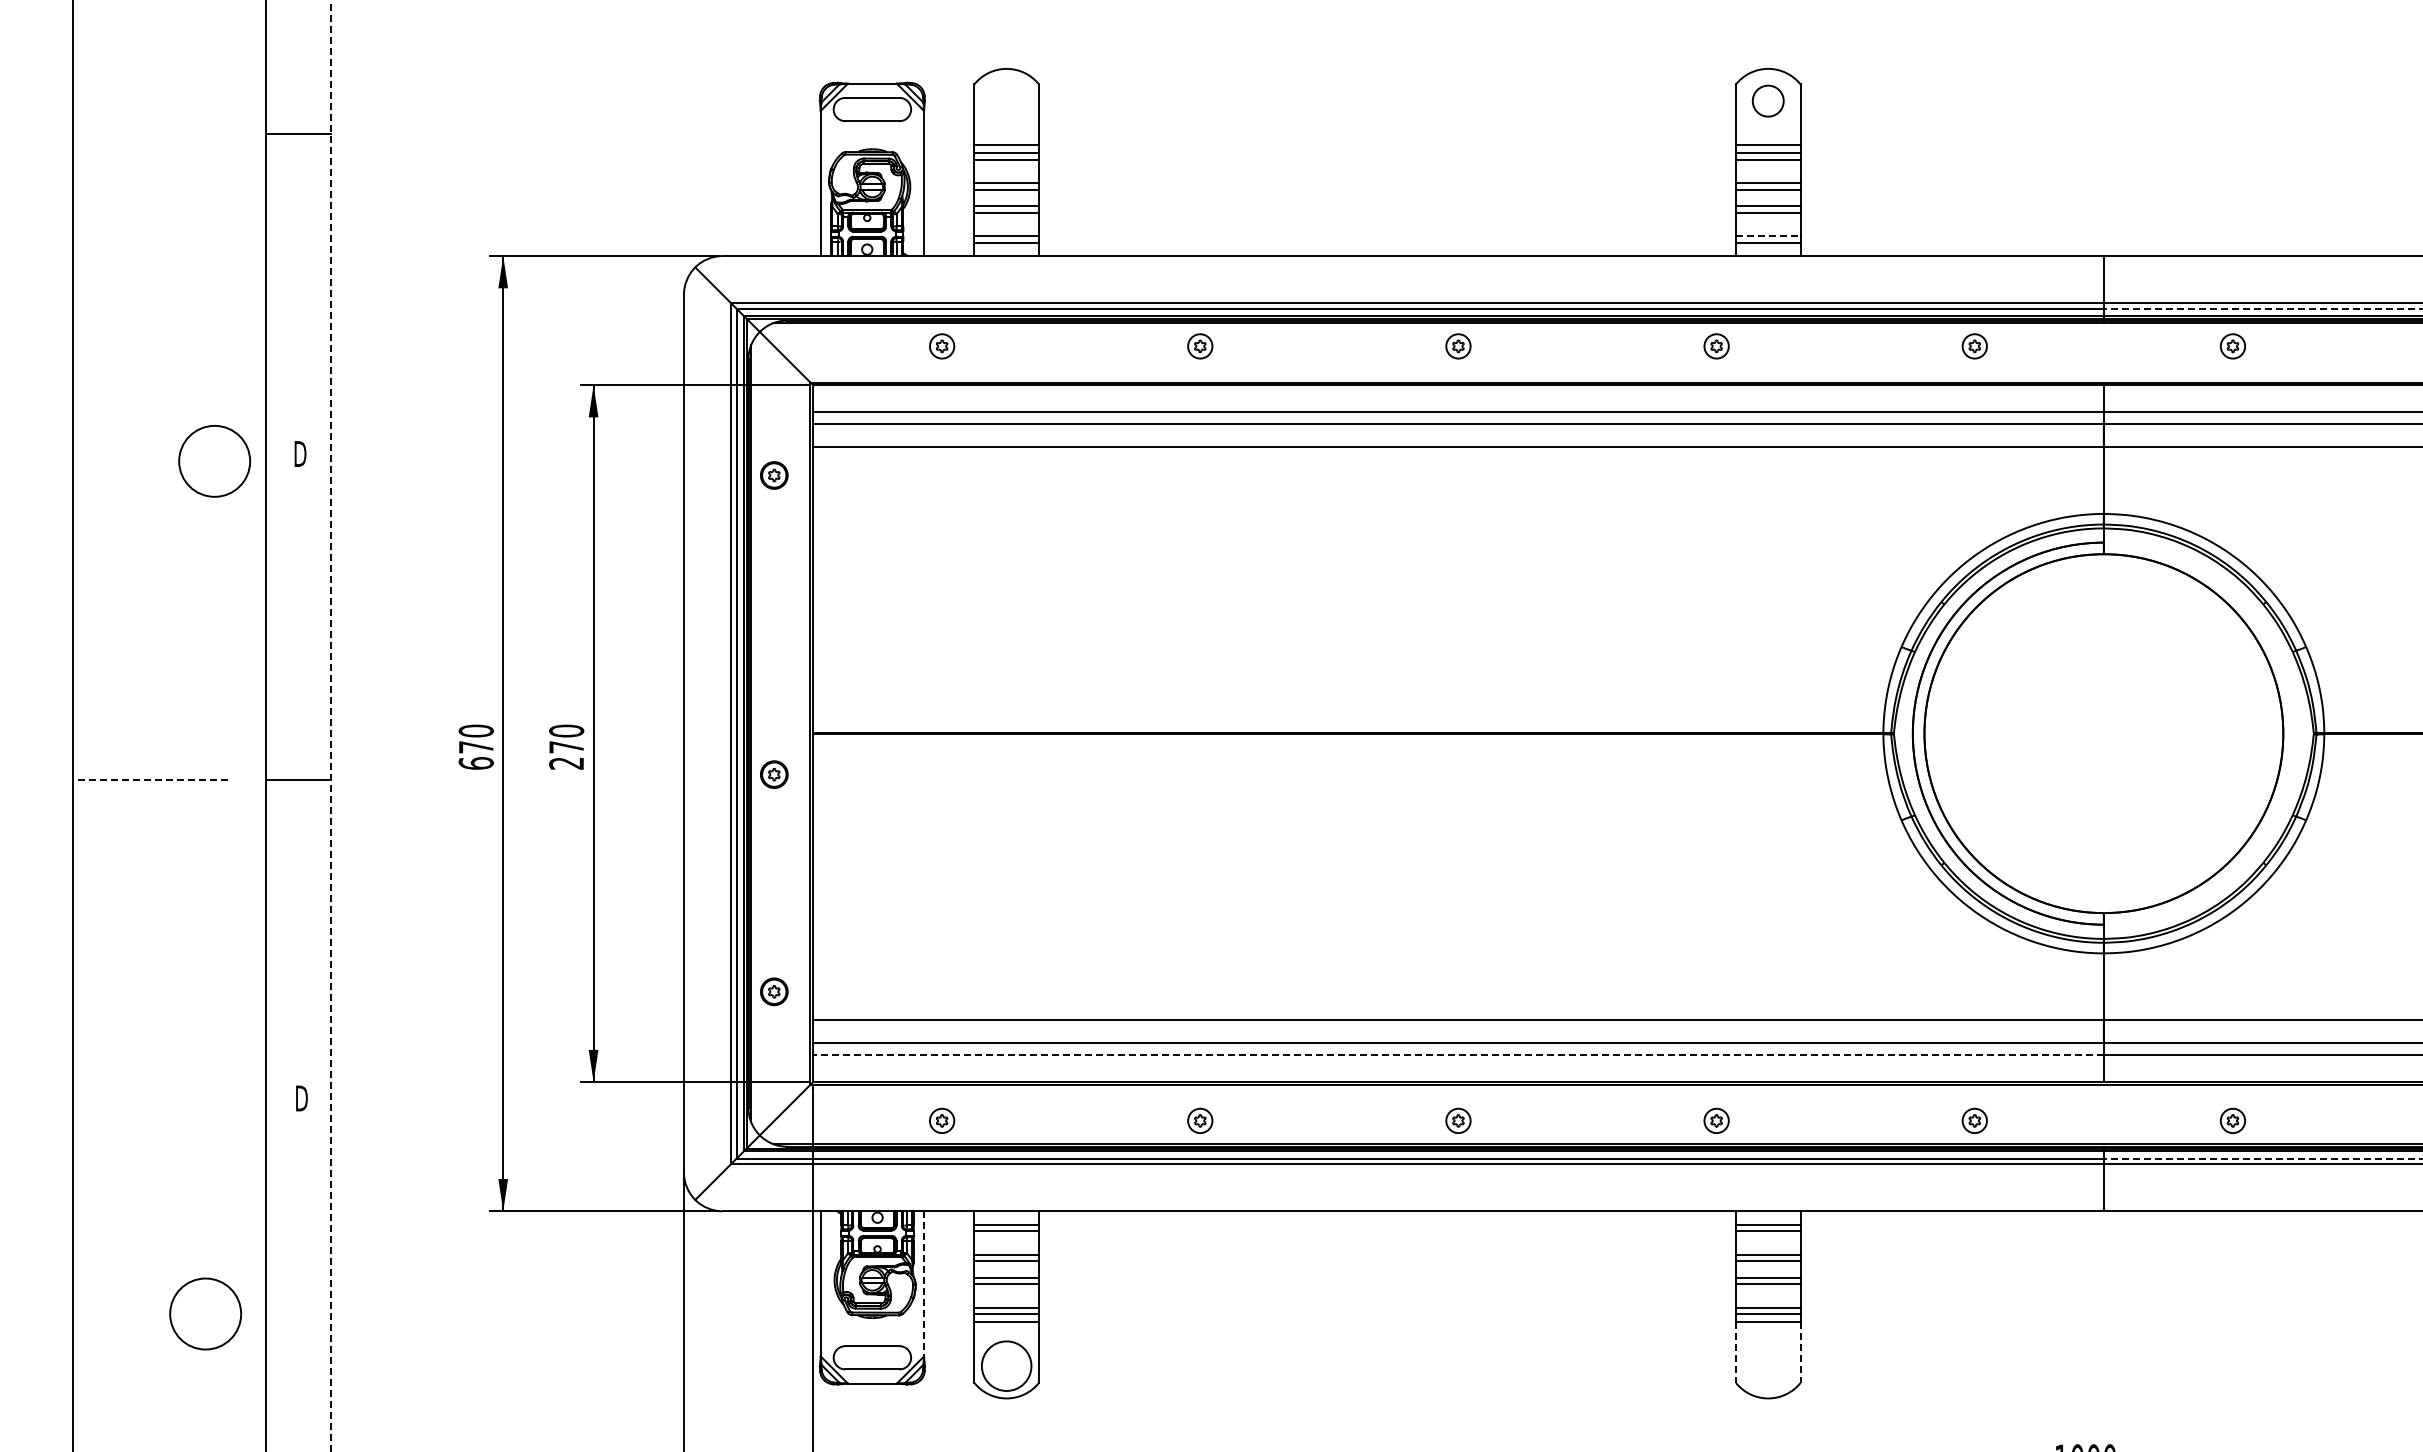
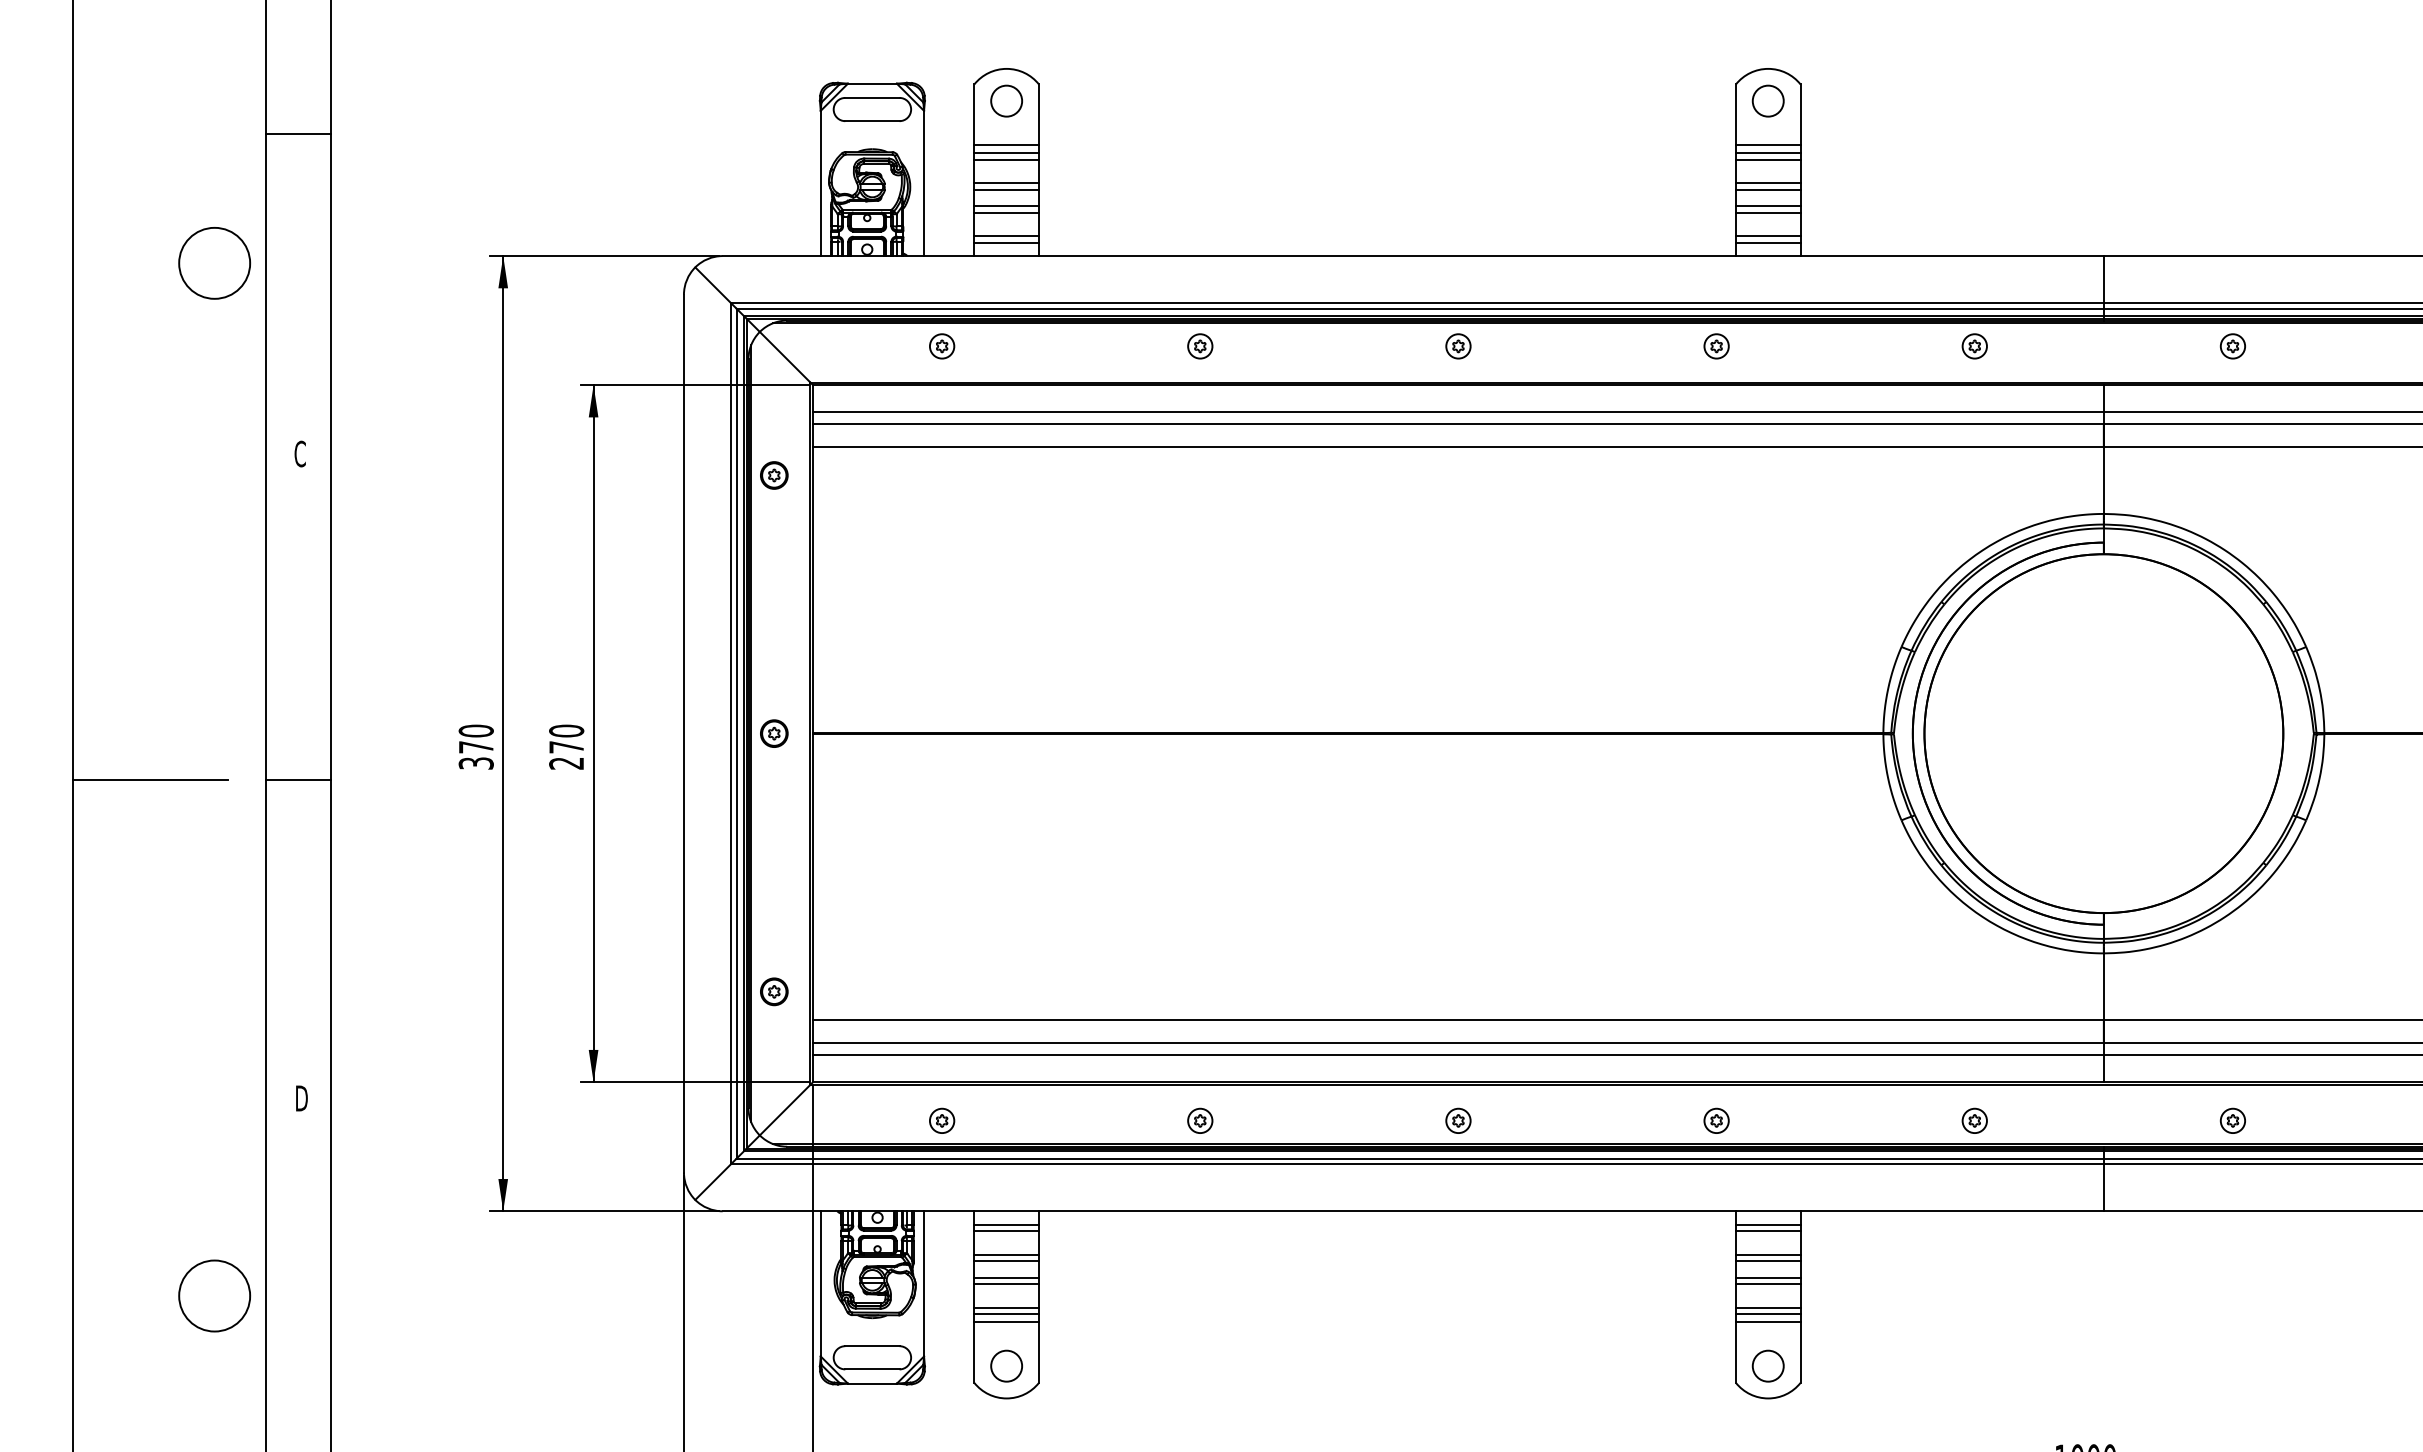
circle: none -> present (1006, 100)
line: dashed -> solid (1768, 236)
line: dashed -> solid (2262, 308)
text: D -> C (300, 453)
circle position: (214, 461) -> (214, 263) (214, 263)
line: dashed -> solid (330, 726)
text: 670 -> 370 (475, 763)
part position: (774, 774) -> (774, 733) (774, 733)
line: dashed -> solid (149, 779)
line: dashed -> solid (1457, 1055)
line: dashed -> solid (2262, 1158)
line: dashed -> solid (924, 1283)
circle position: (205, 1313) -> (214, 1295) (214, 1295)
line: dashed -> solid (1736, 1353)
line: dashed -> solid (1800, 1353)
circle diameter: 50 px -> 31 px (1006, 1365)
circle: none -> present (1767, 1365)
